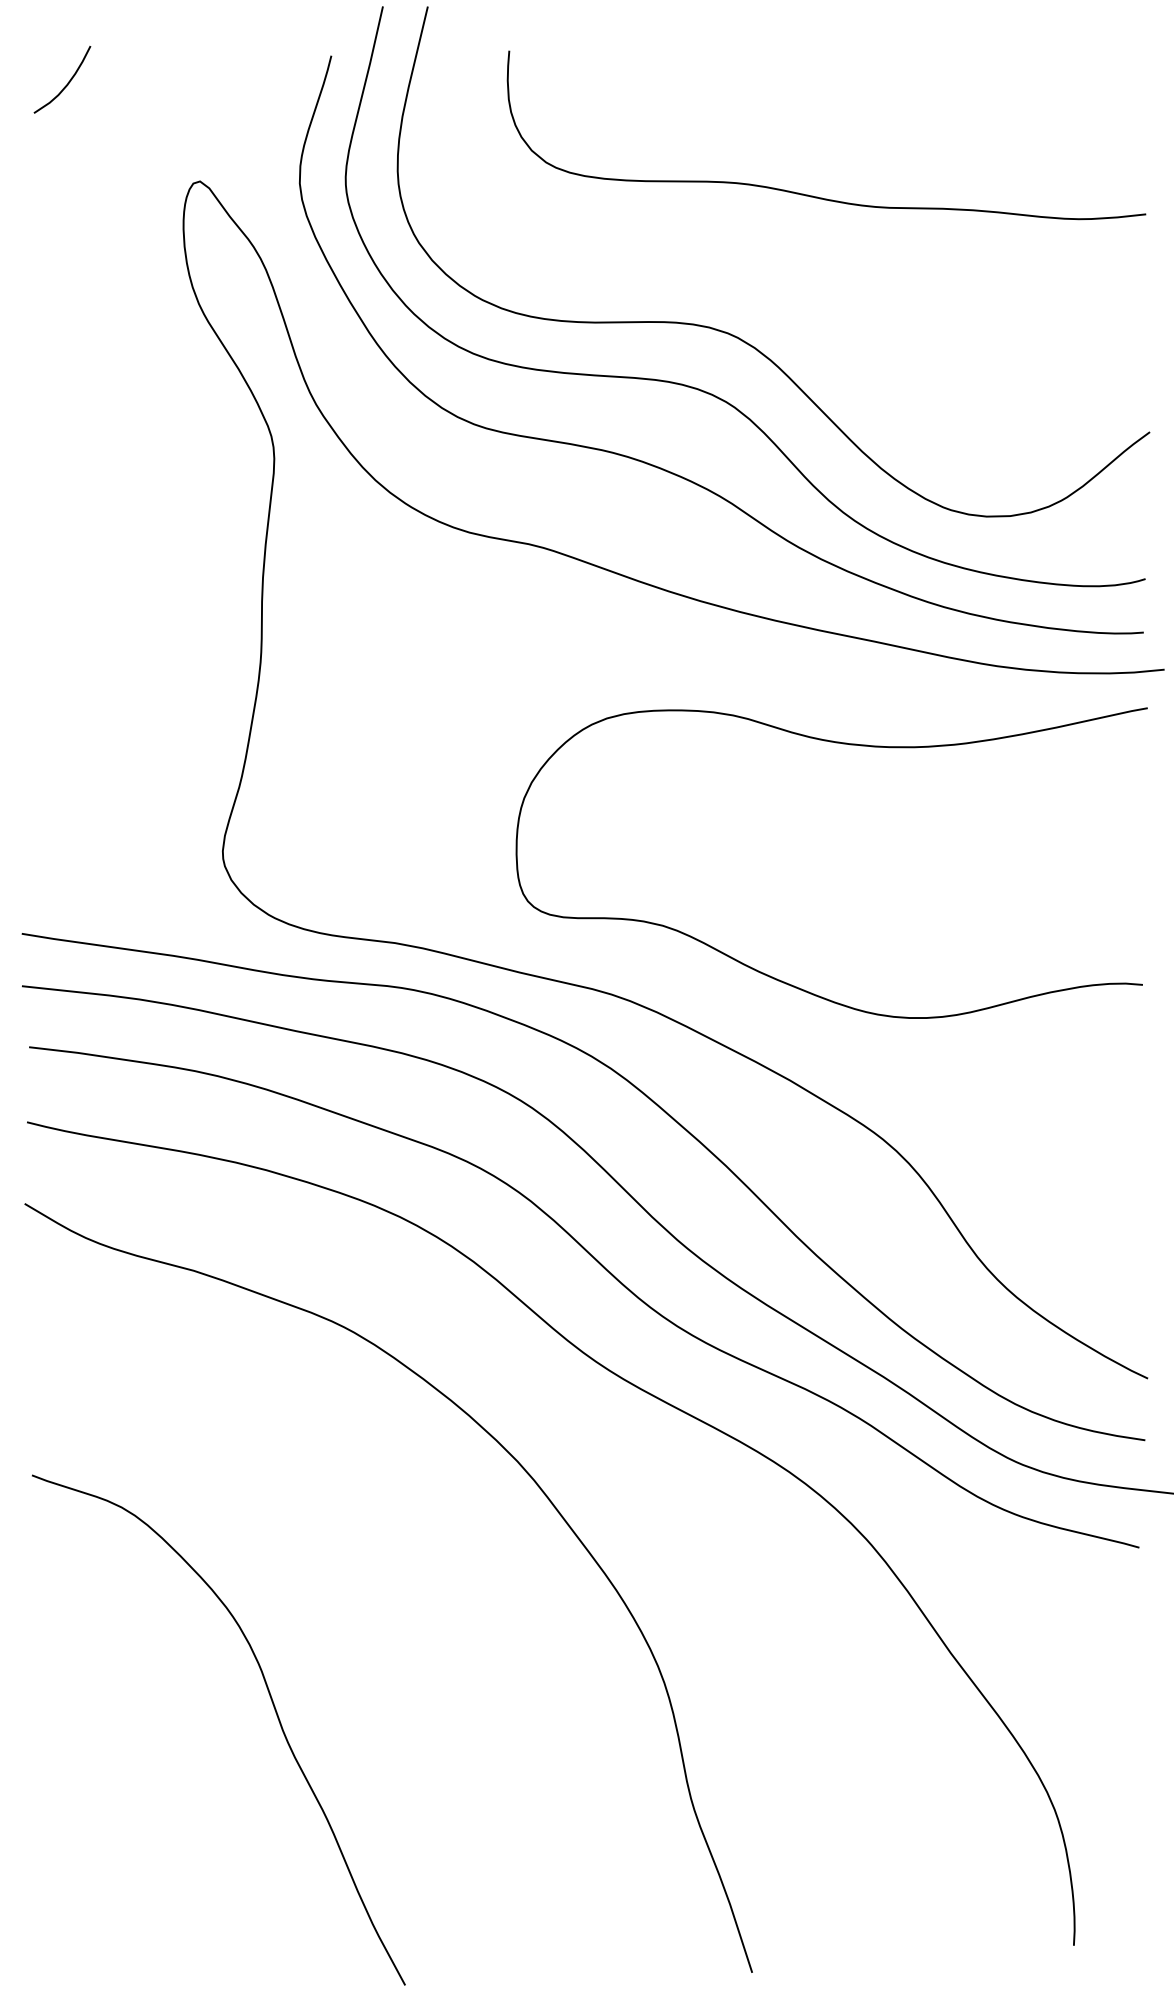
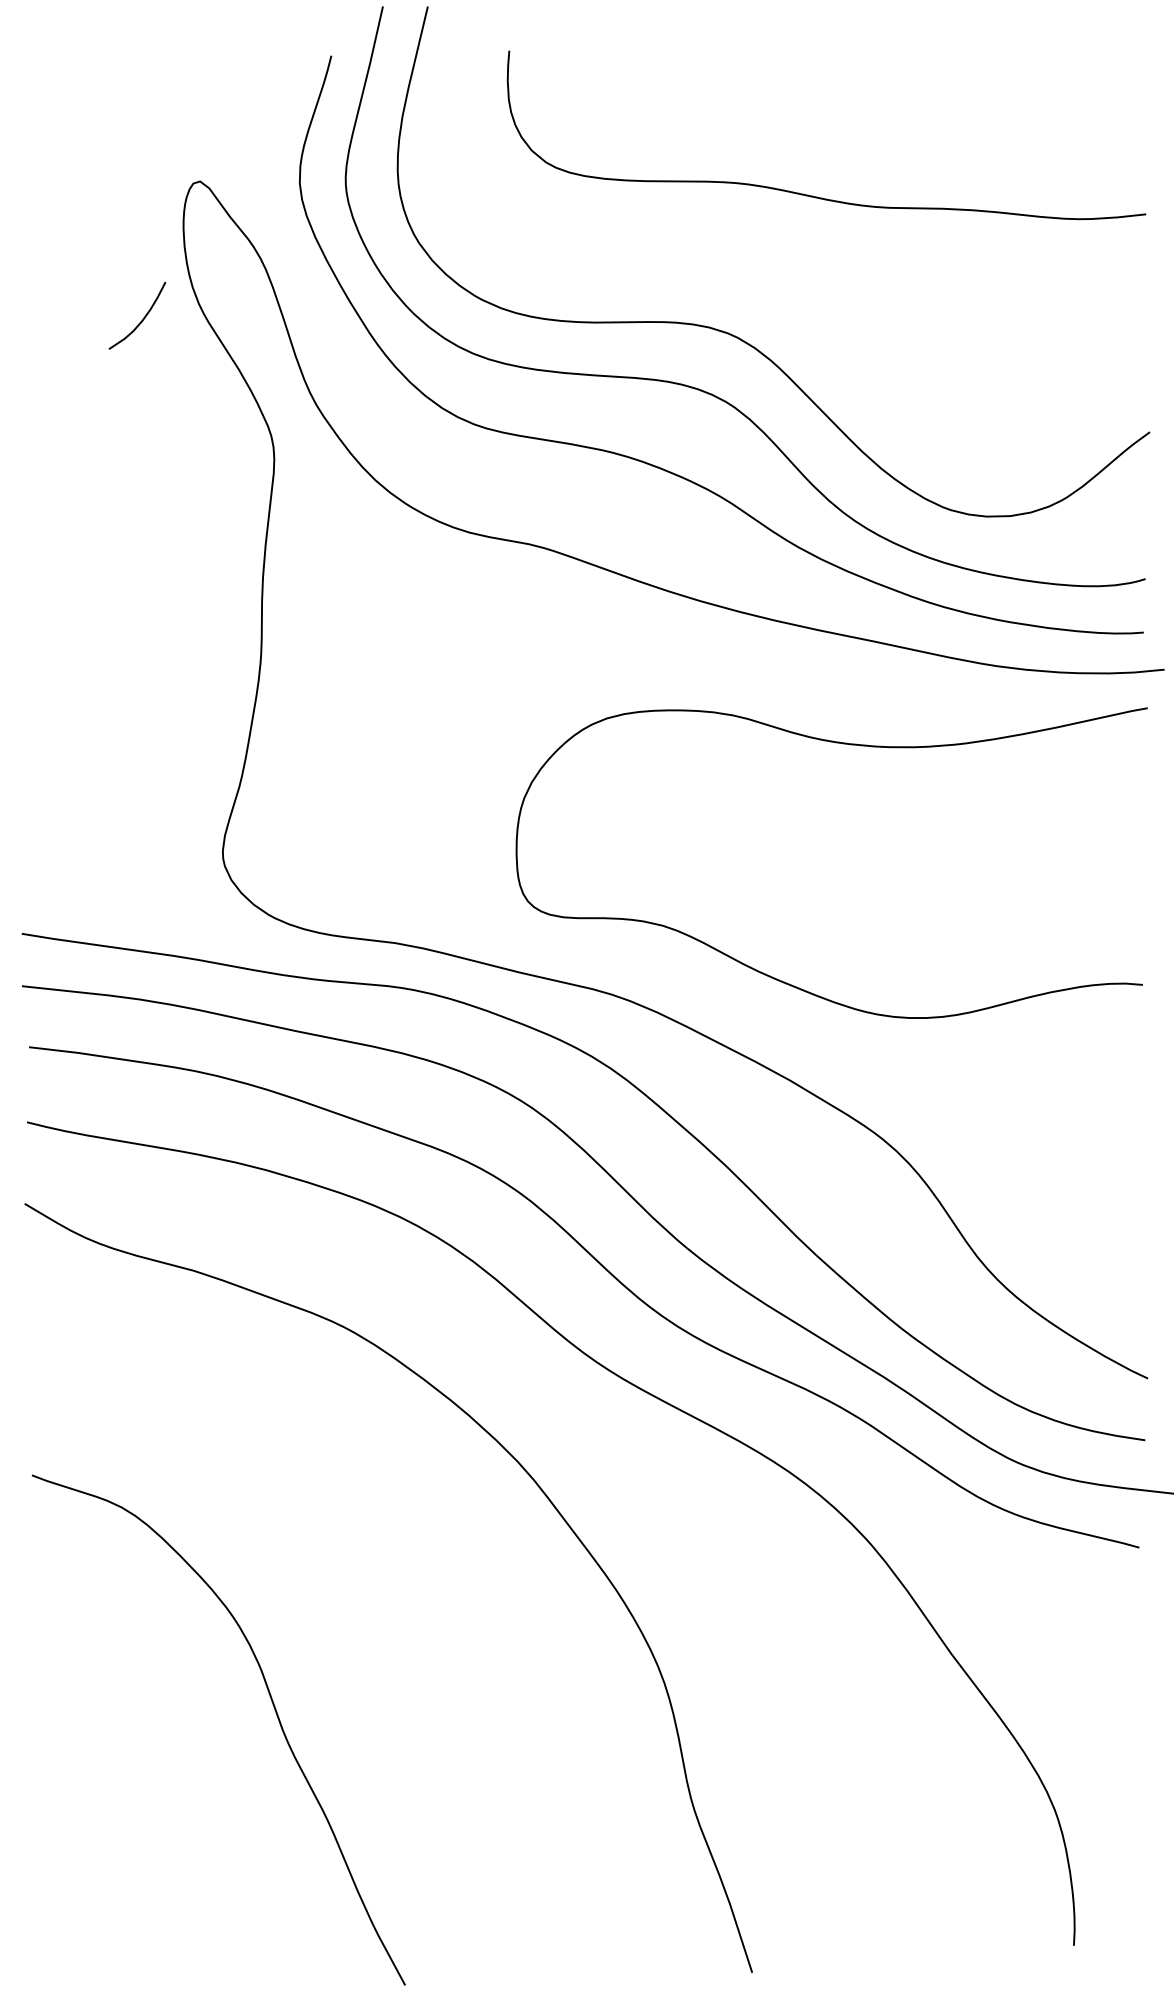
curve position: (67, 82) -> (142, 318) (142, 318)
